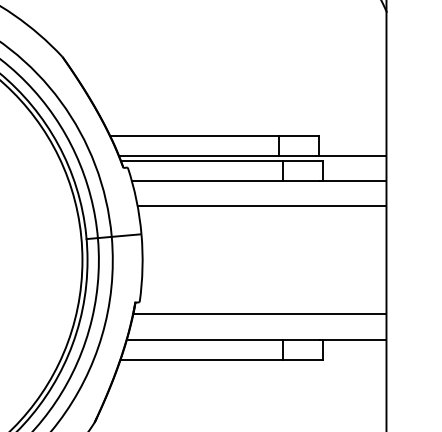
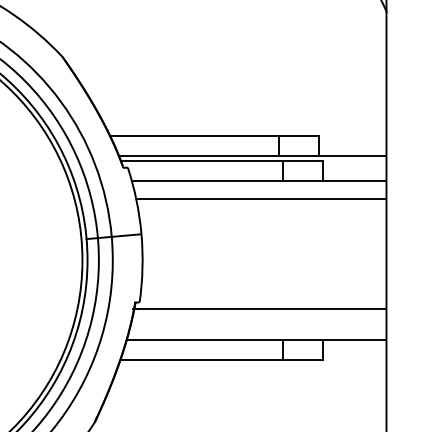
line position: (261, 206) -> (261, 199) (261, 199)
line position: (259, 314) -> (259, 309) (259, 309)
